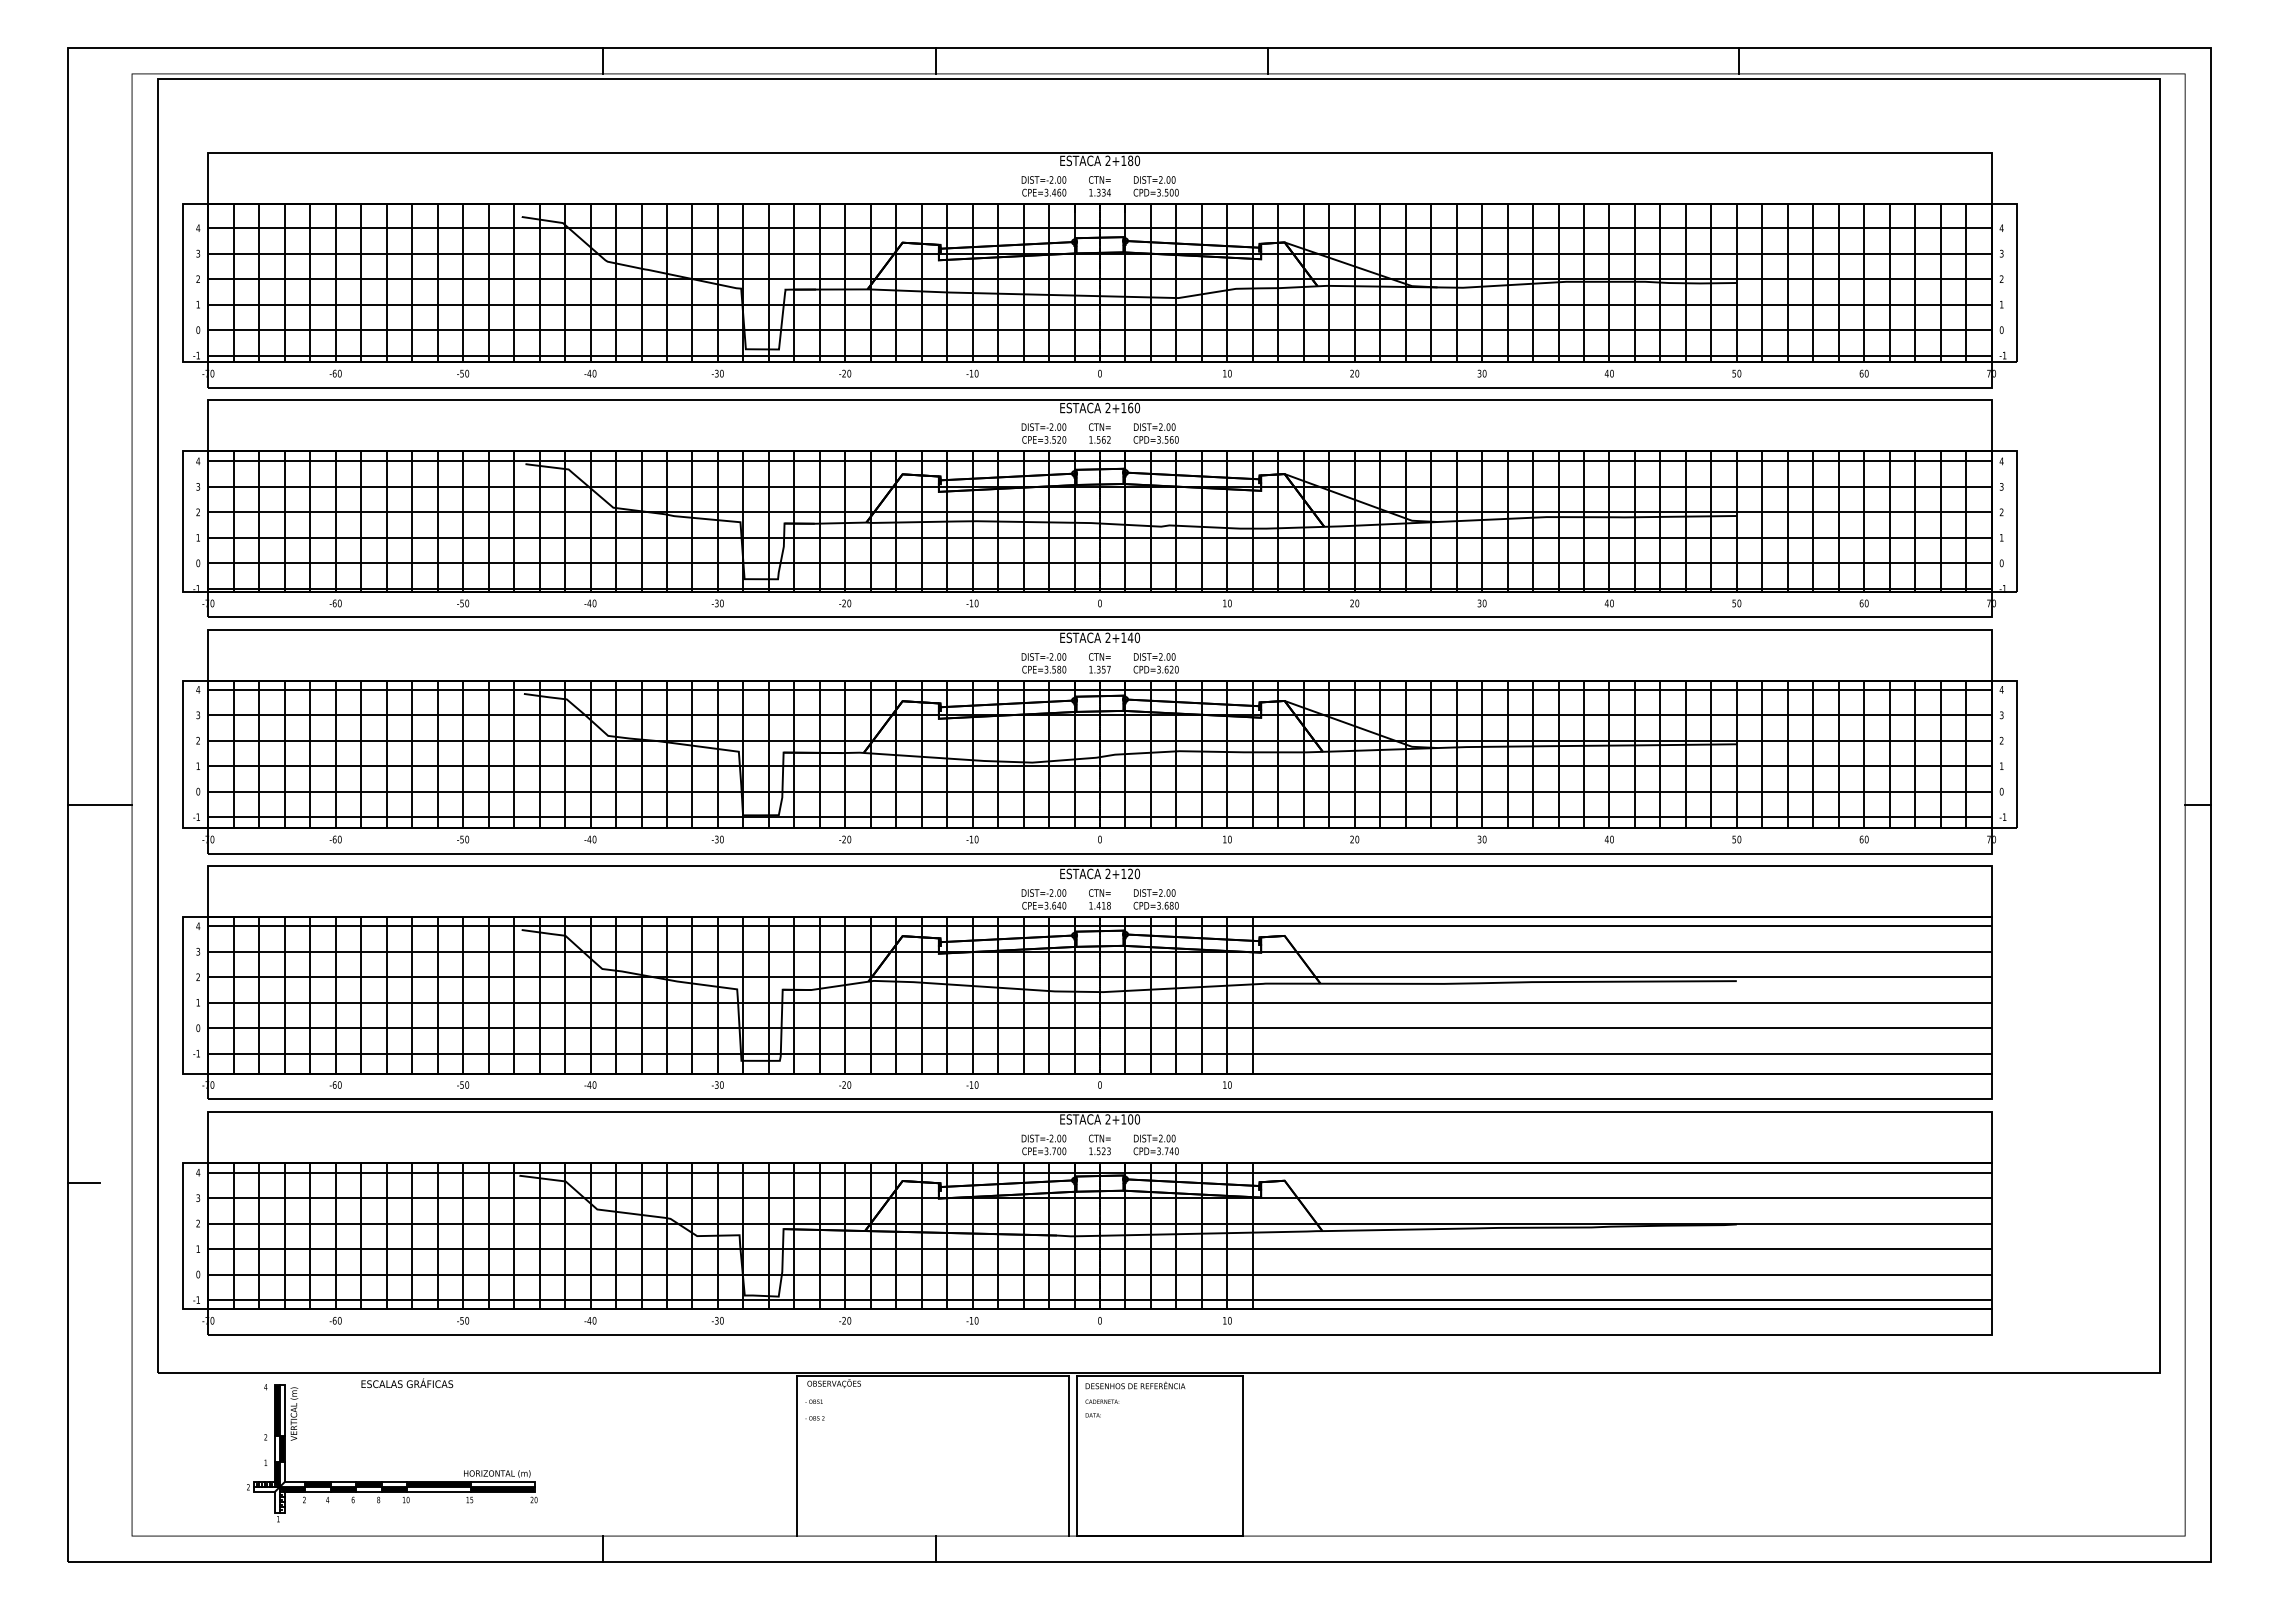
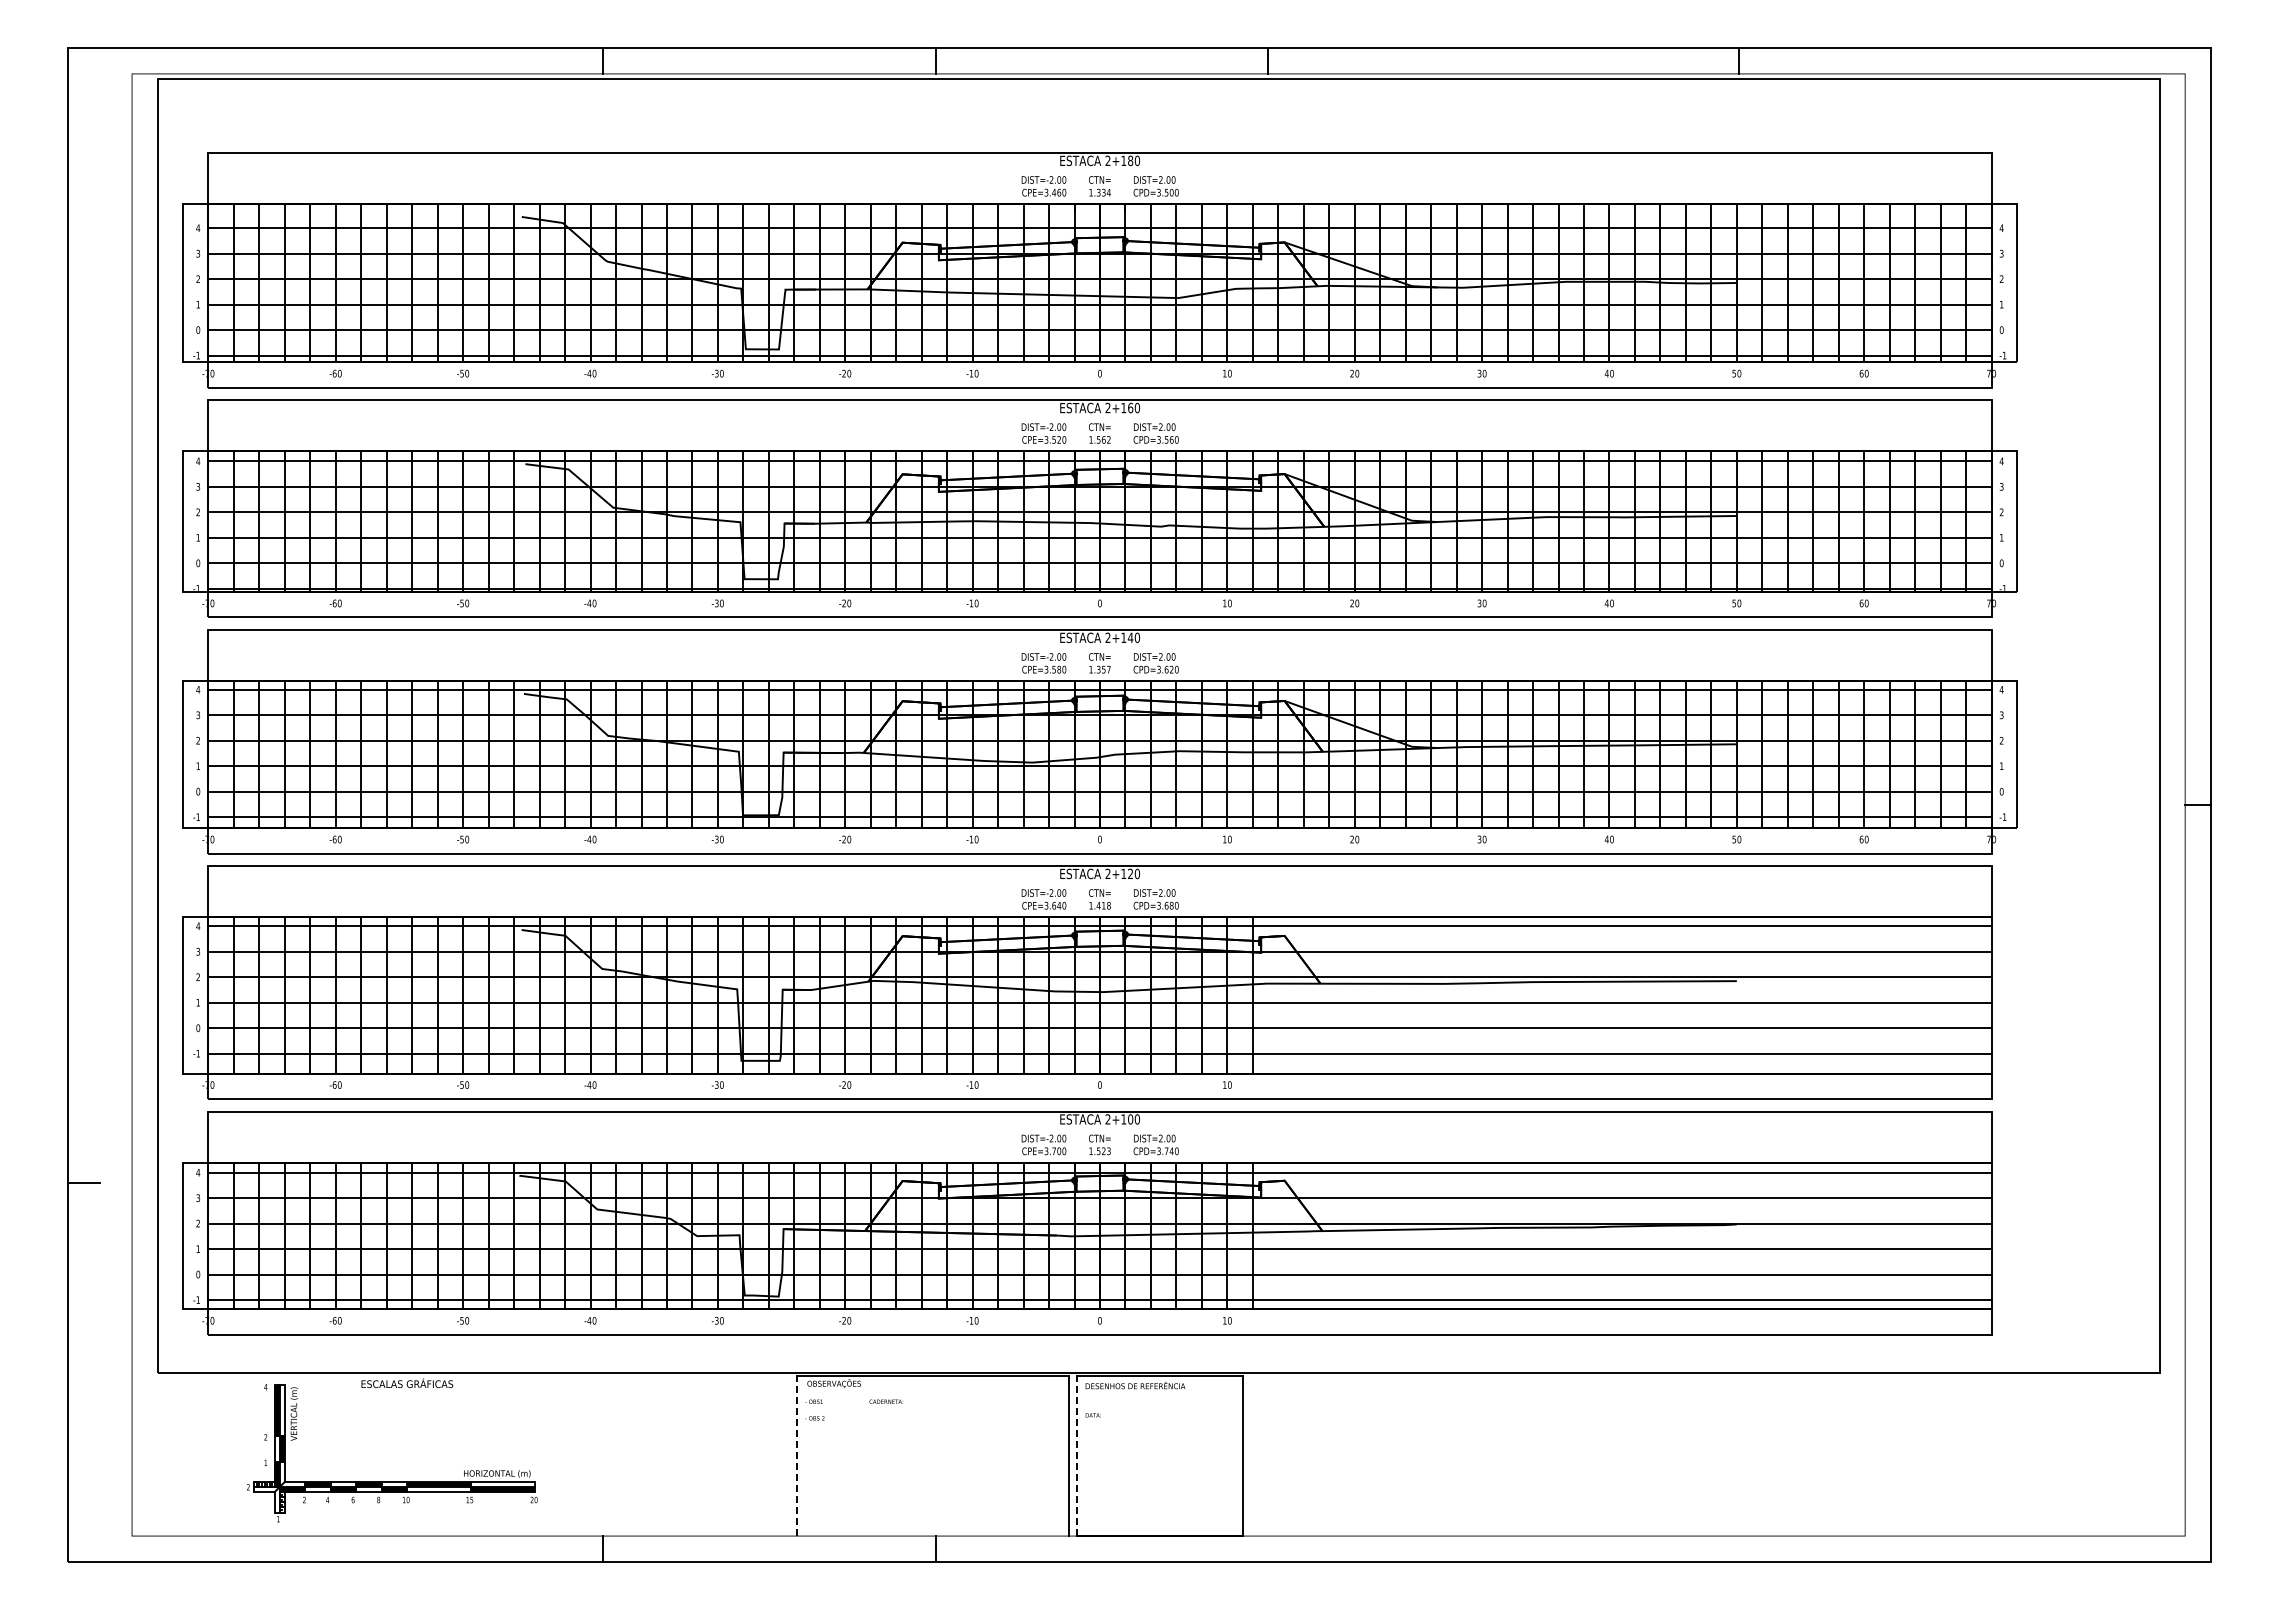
line: present -> none (100, 805)
text position: (1102, 1401) -> (886, 1401) (886, 1401)
line: solid -> dashed (796, 1455)
line: solid -> dashed (1077, 1455)
